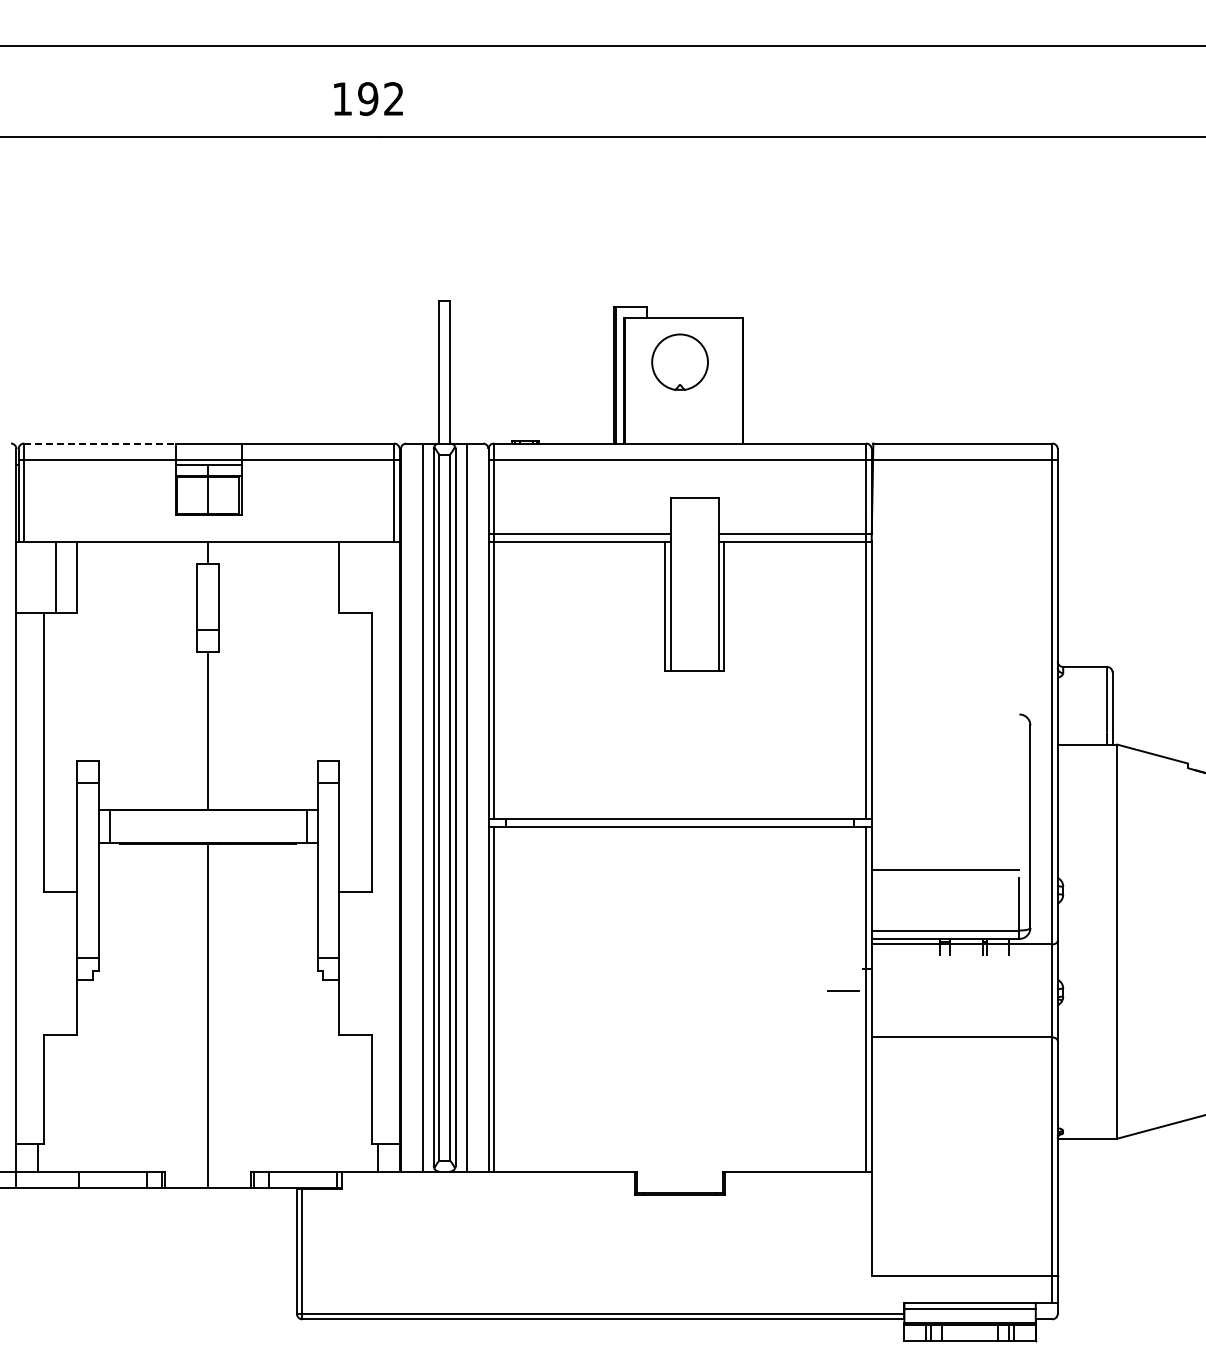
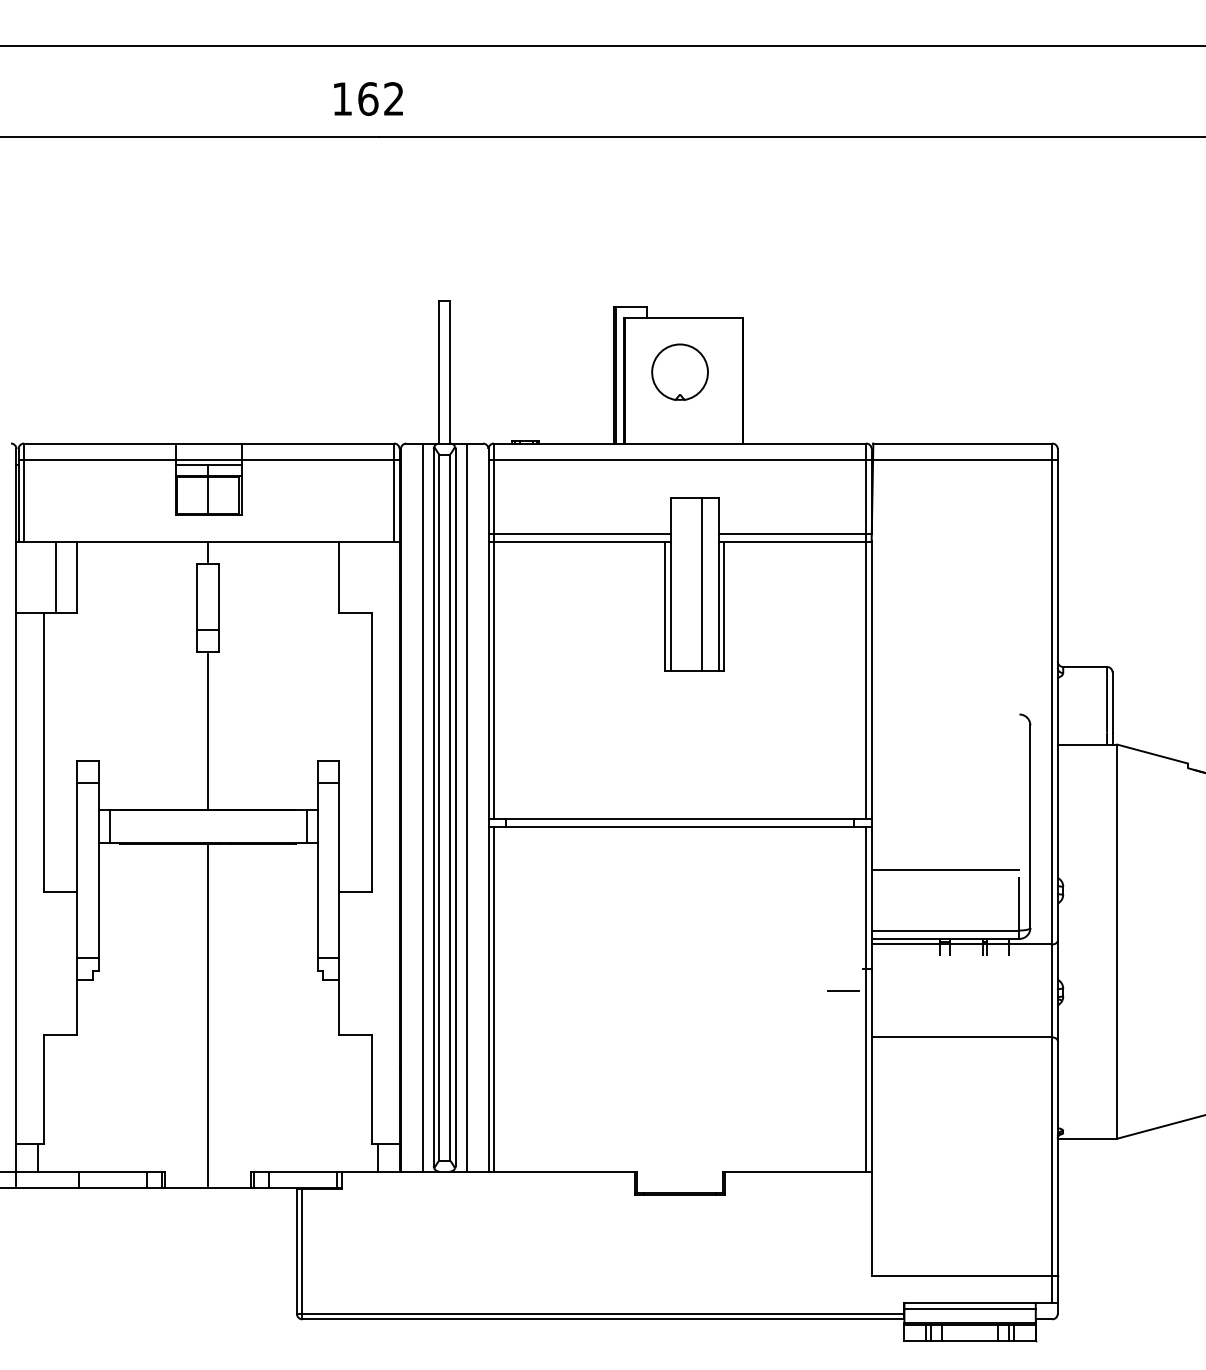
text: 192 -> 162 (368, 98)
part position: (679, 361) -> (679, 371) (679, 371)
line: dashed -> solid (100, 443)
line: none -> present (701, 584)
